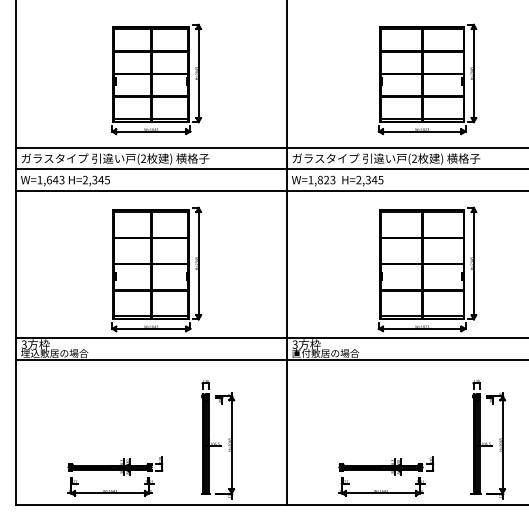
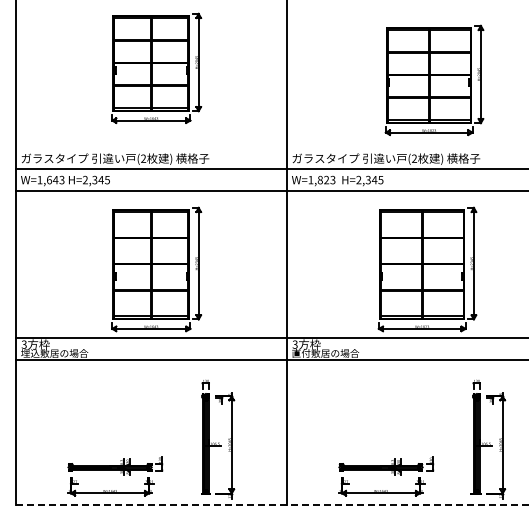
part position: (156, 78) -> (156, 67) (156, 67)
part position: (427, 78) -> (434, 79) (434, 79)
line: present -> none (270, 148)
line: solid -> dashed (272, 504)
